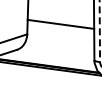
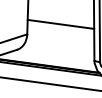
line: dashed -> solid (99, 31)
line: none -> present (50, 83)
